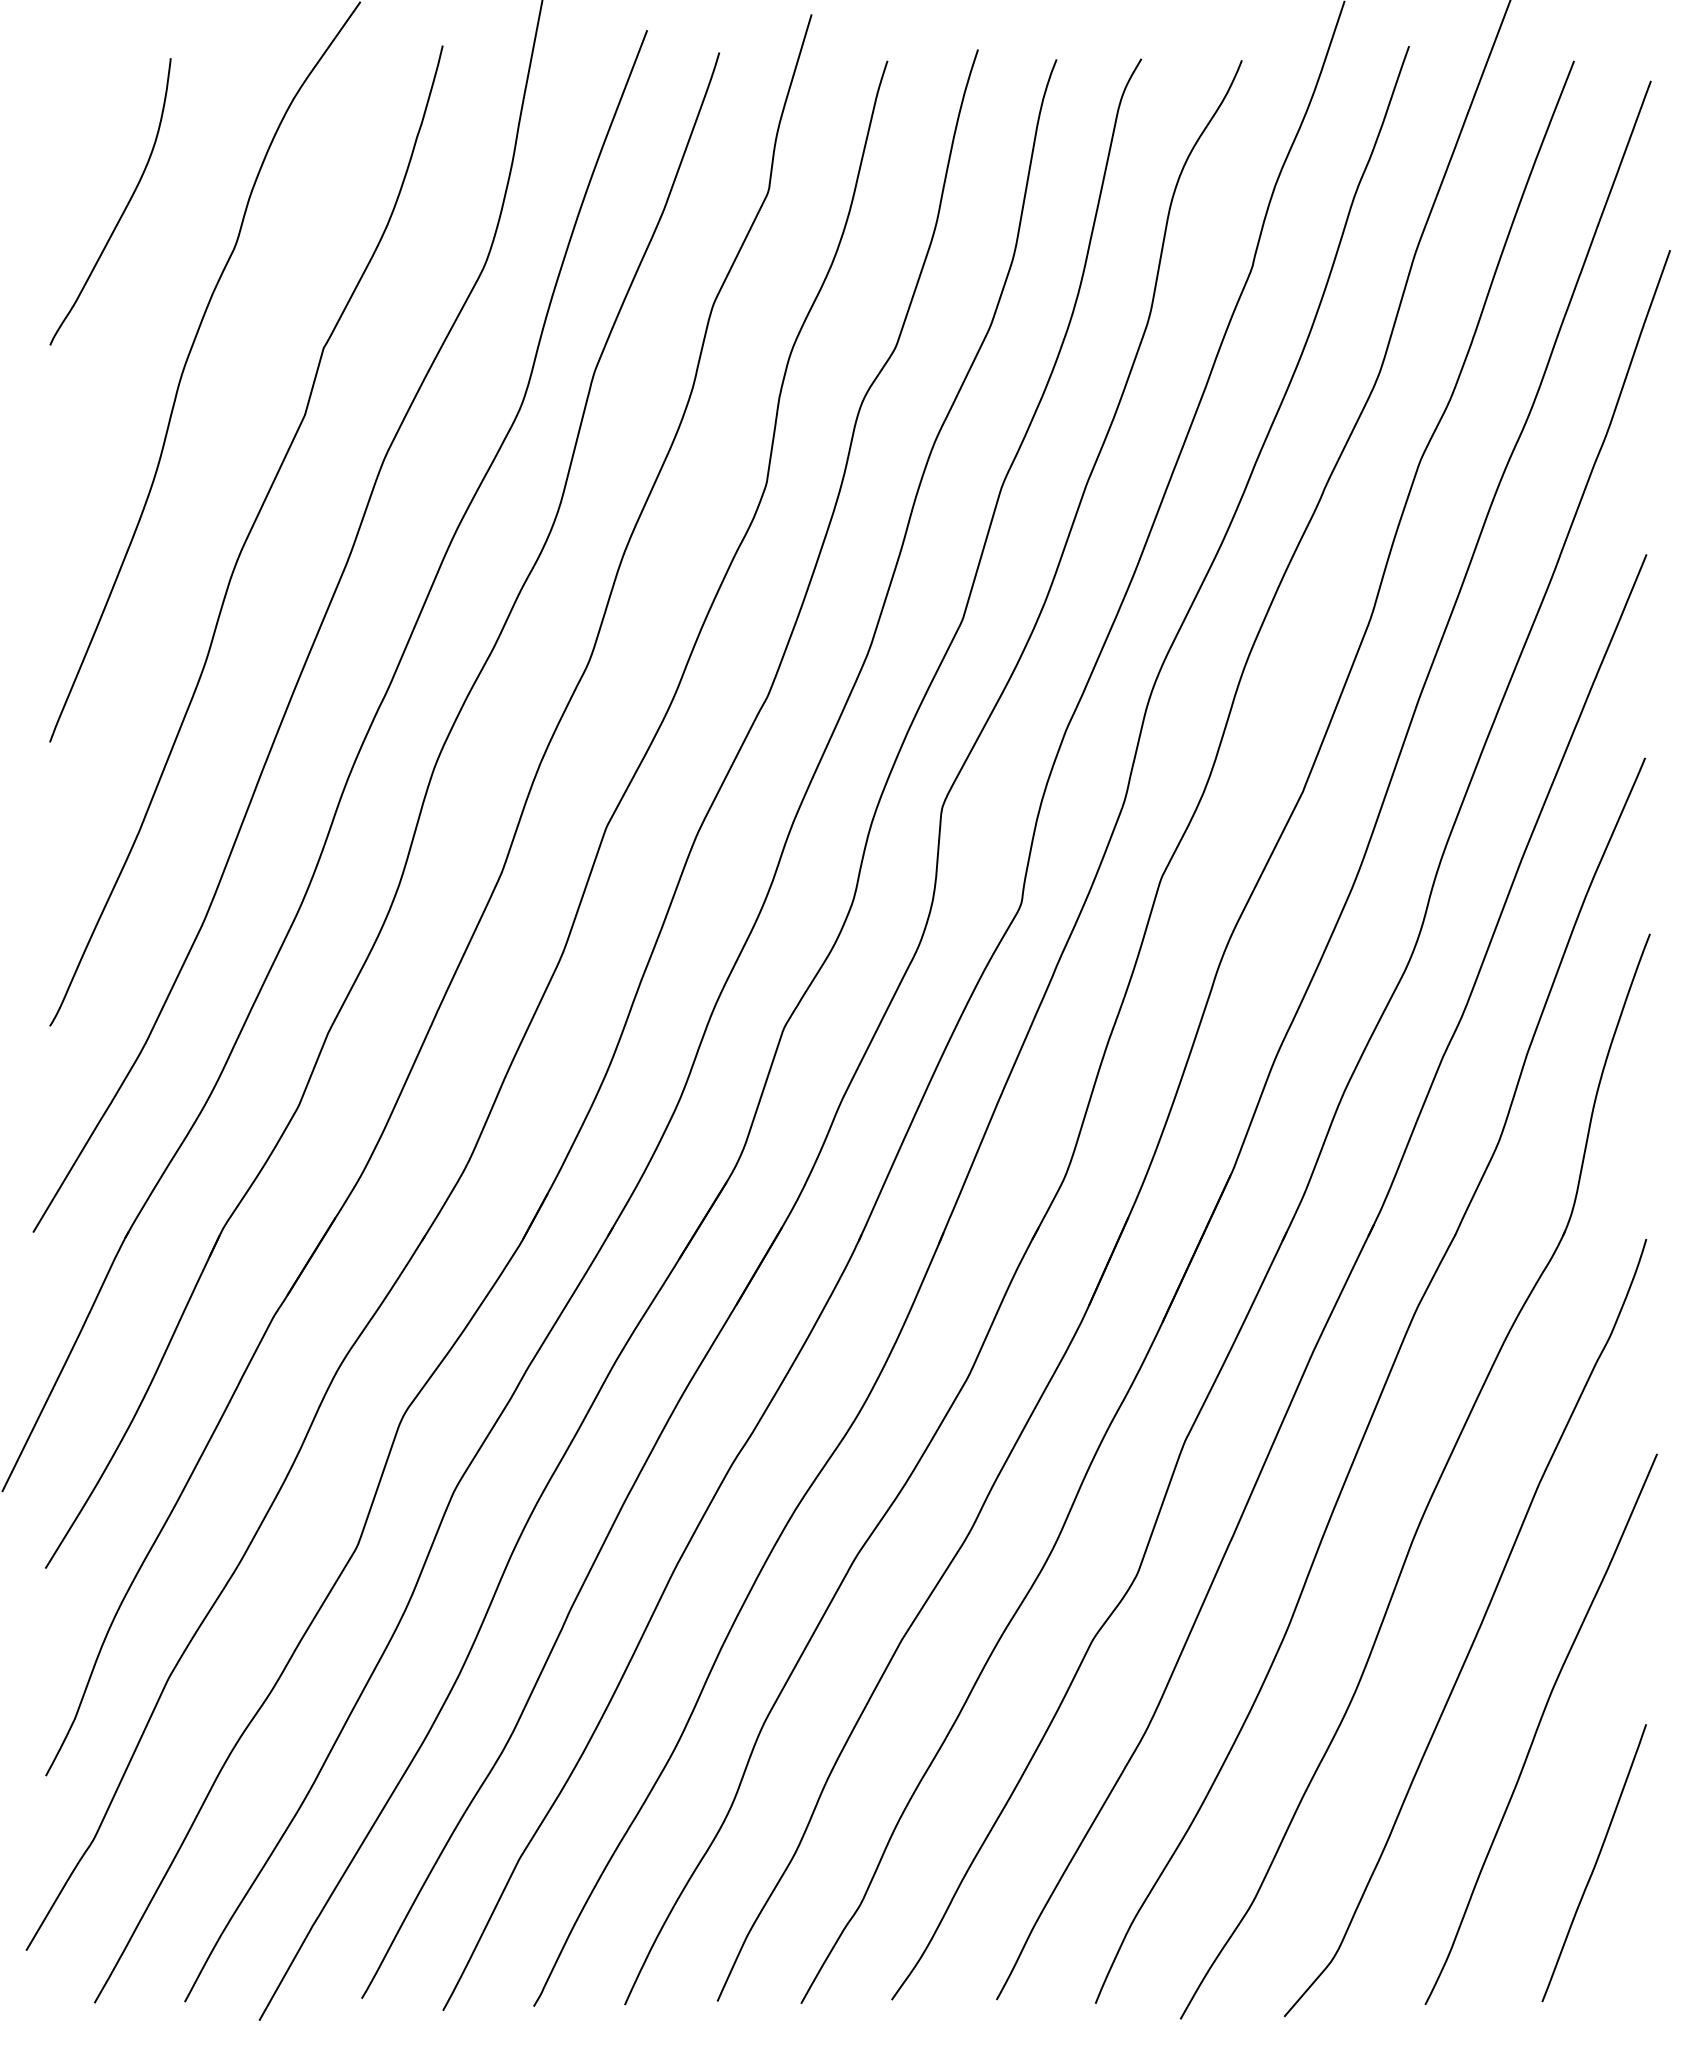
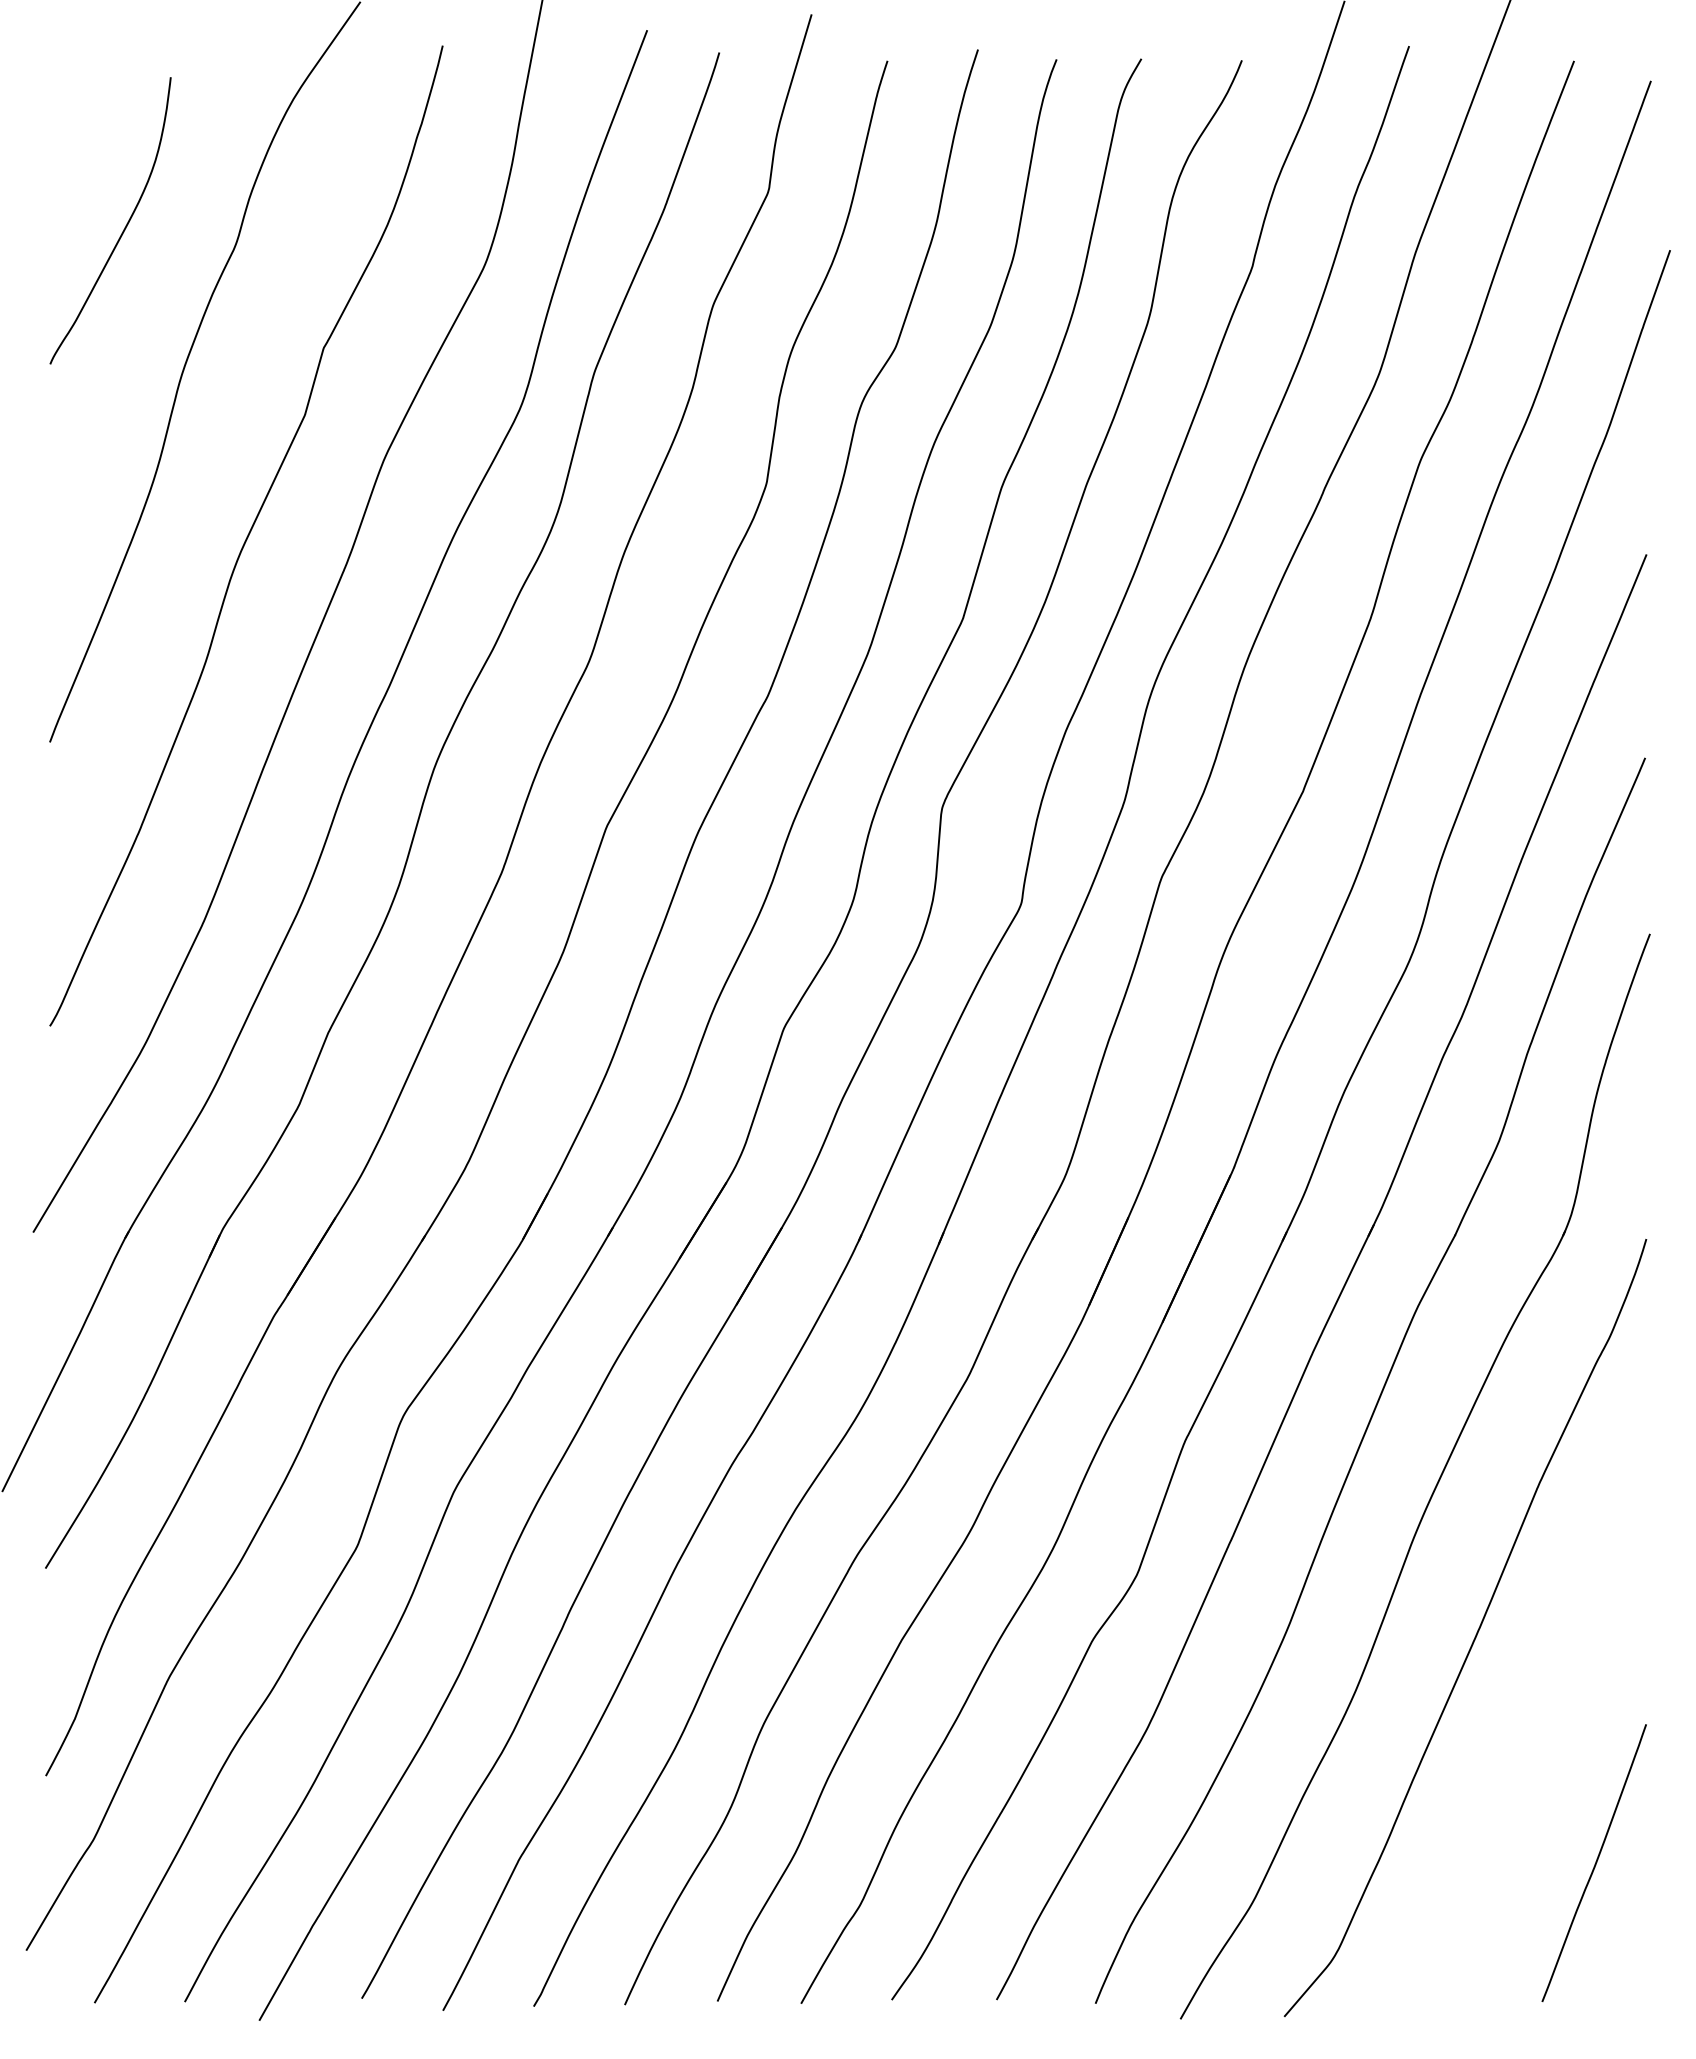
curve position: (124, 208) -> (124, 227) (124, 227)
curve: present -> none (1538, 1728)
